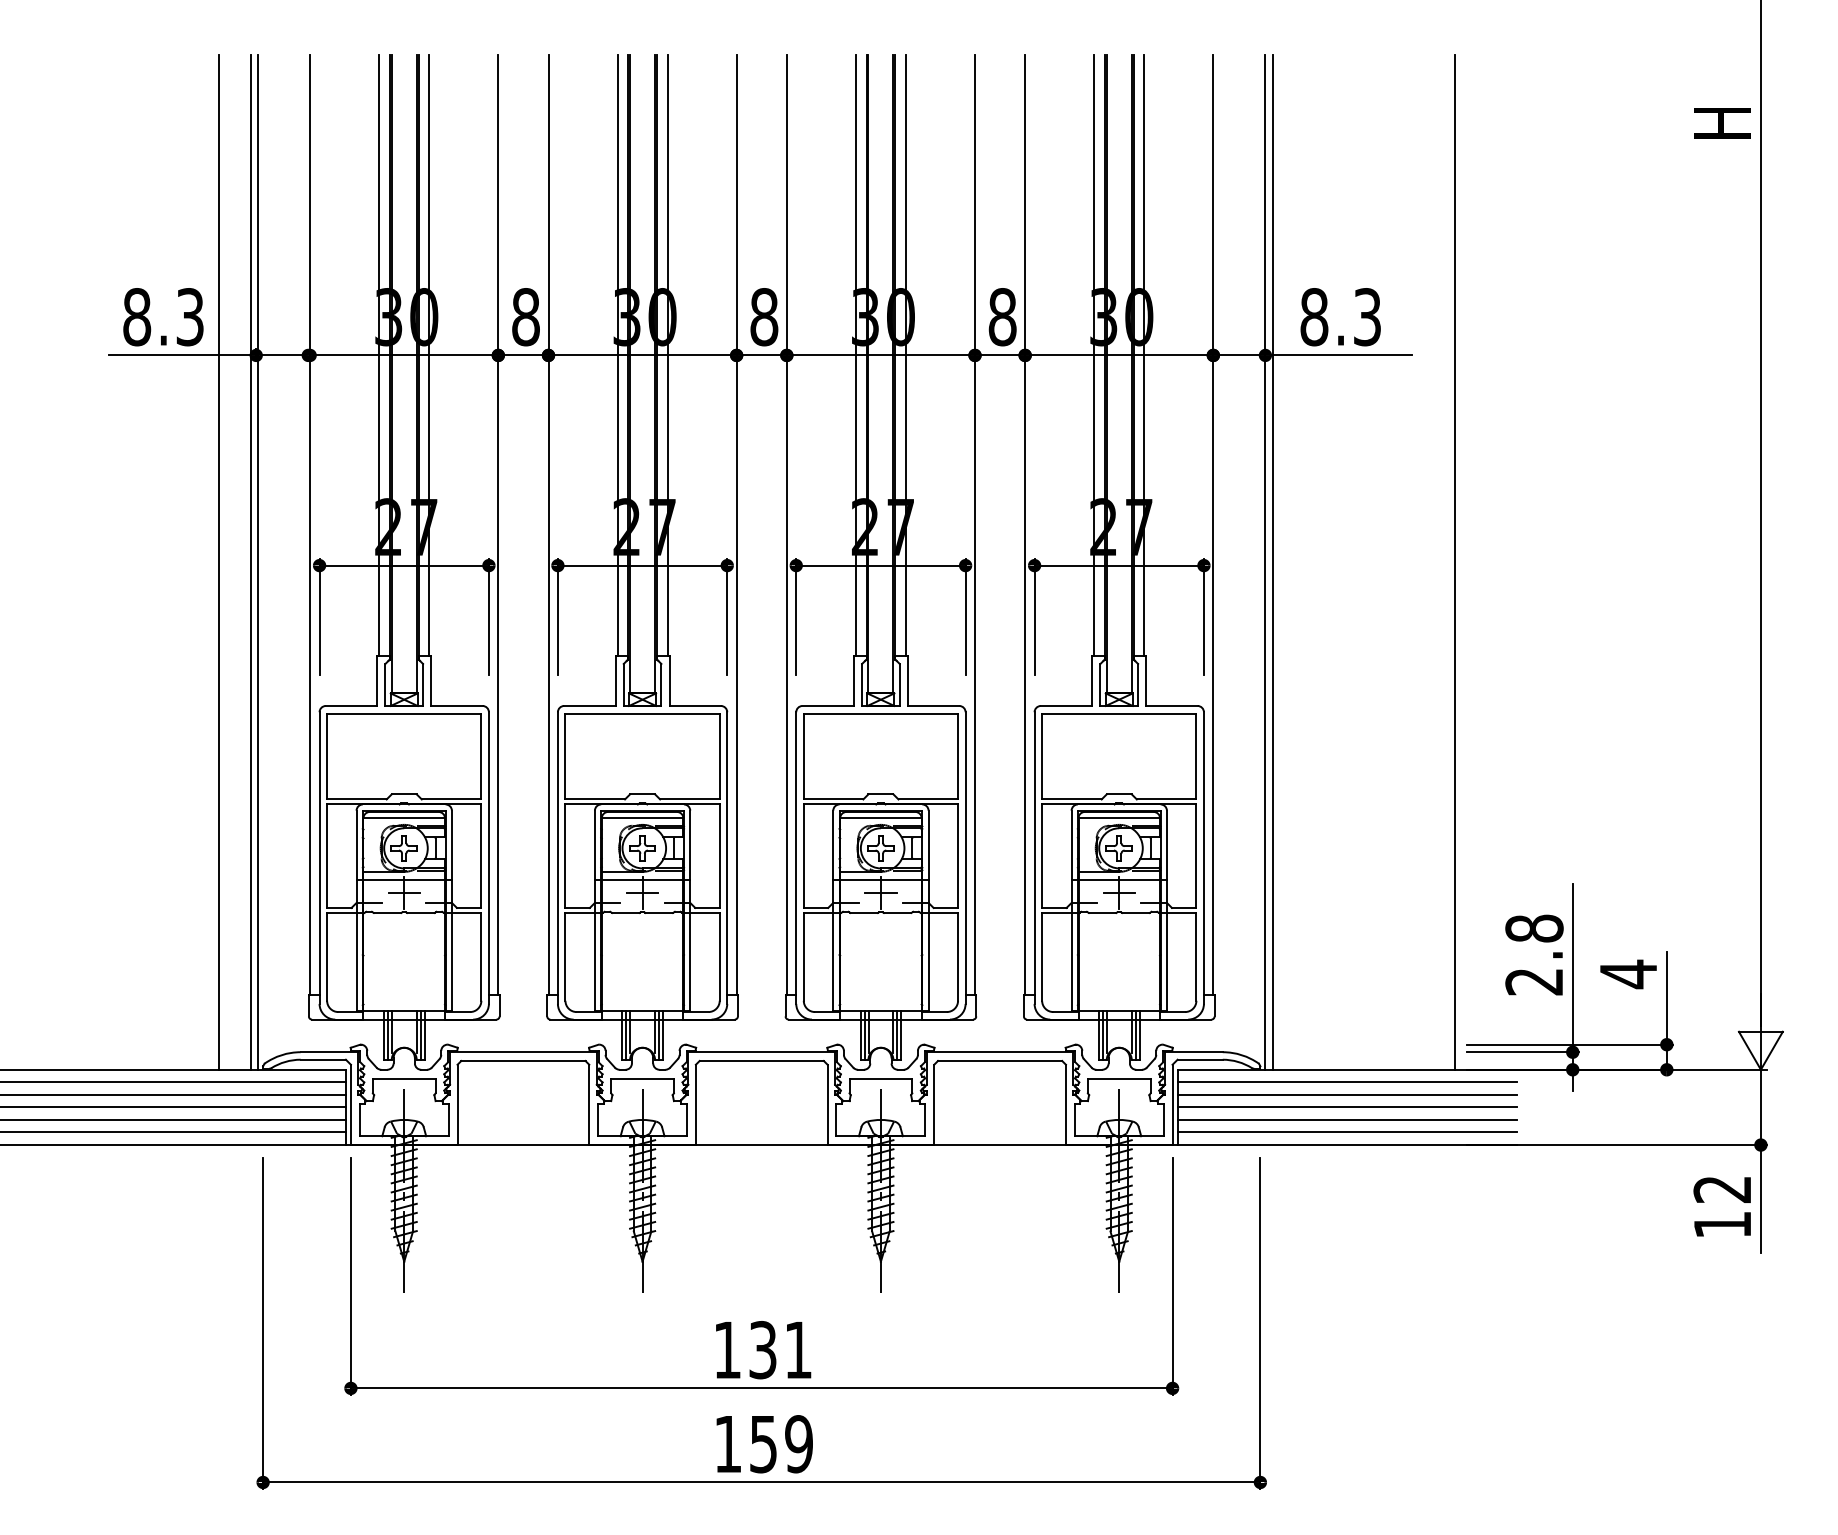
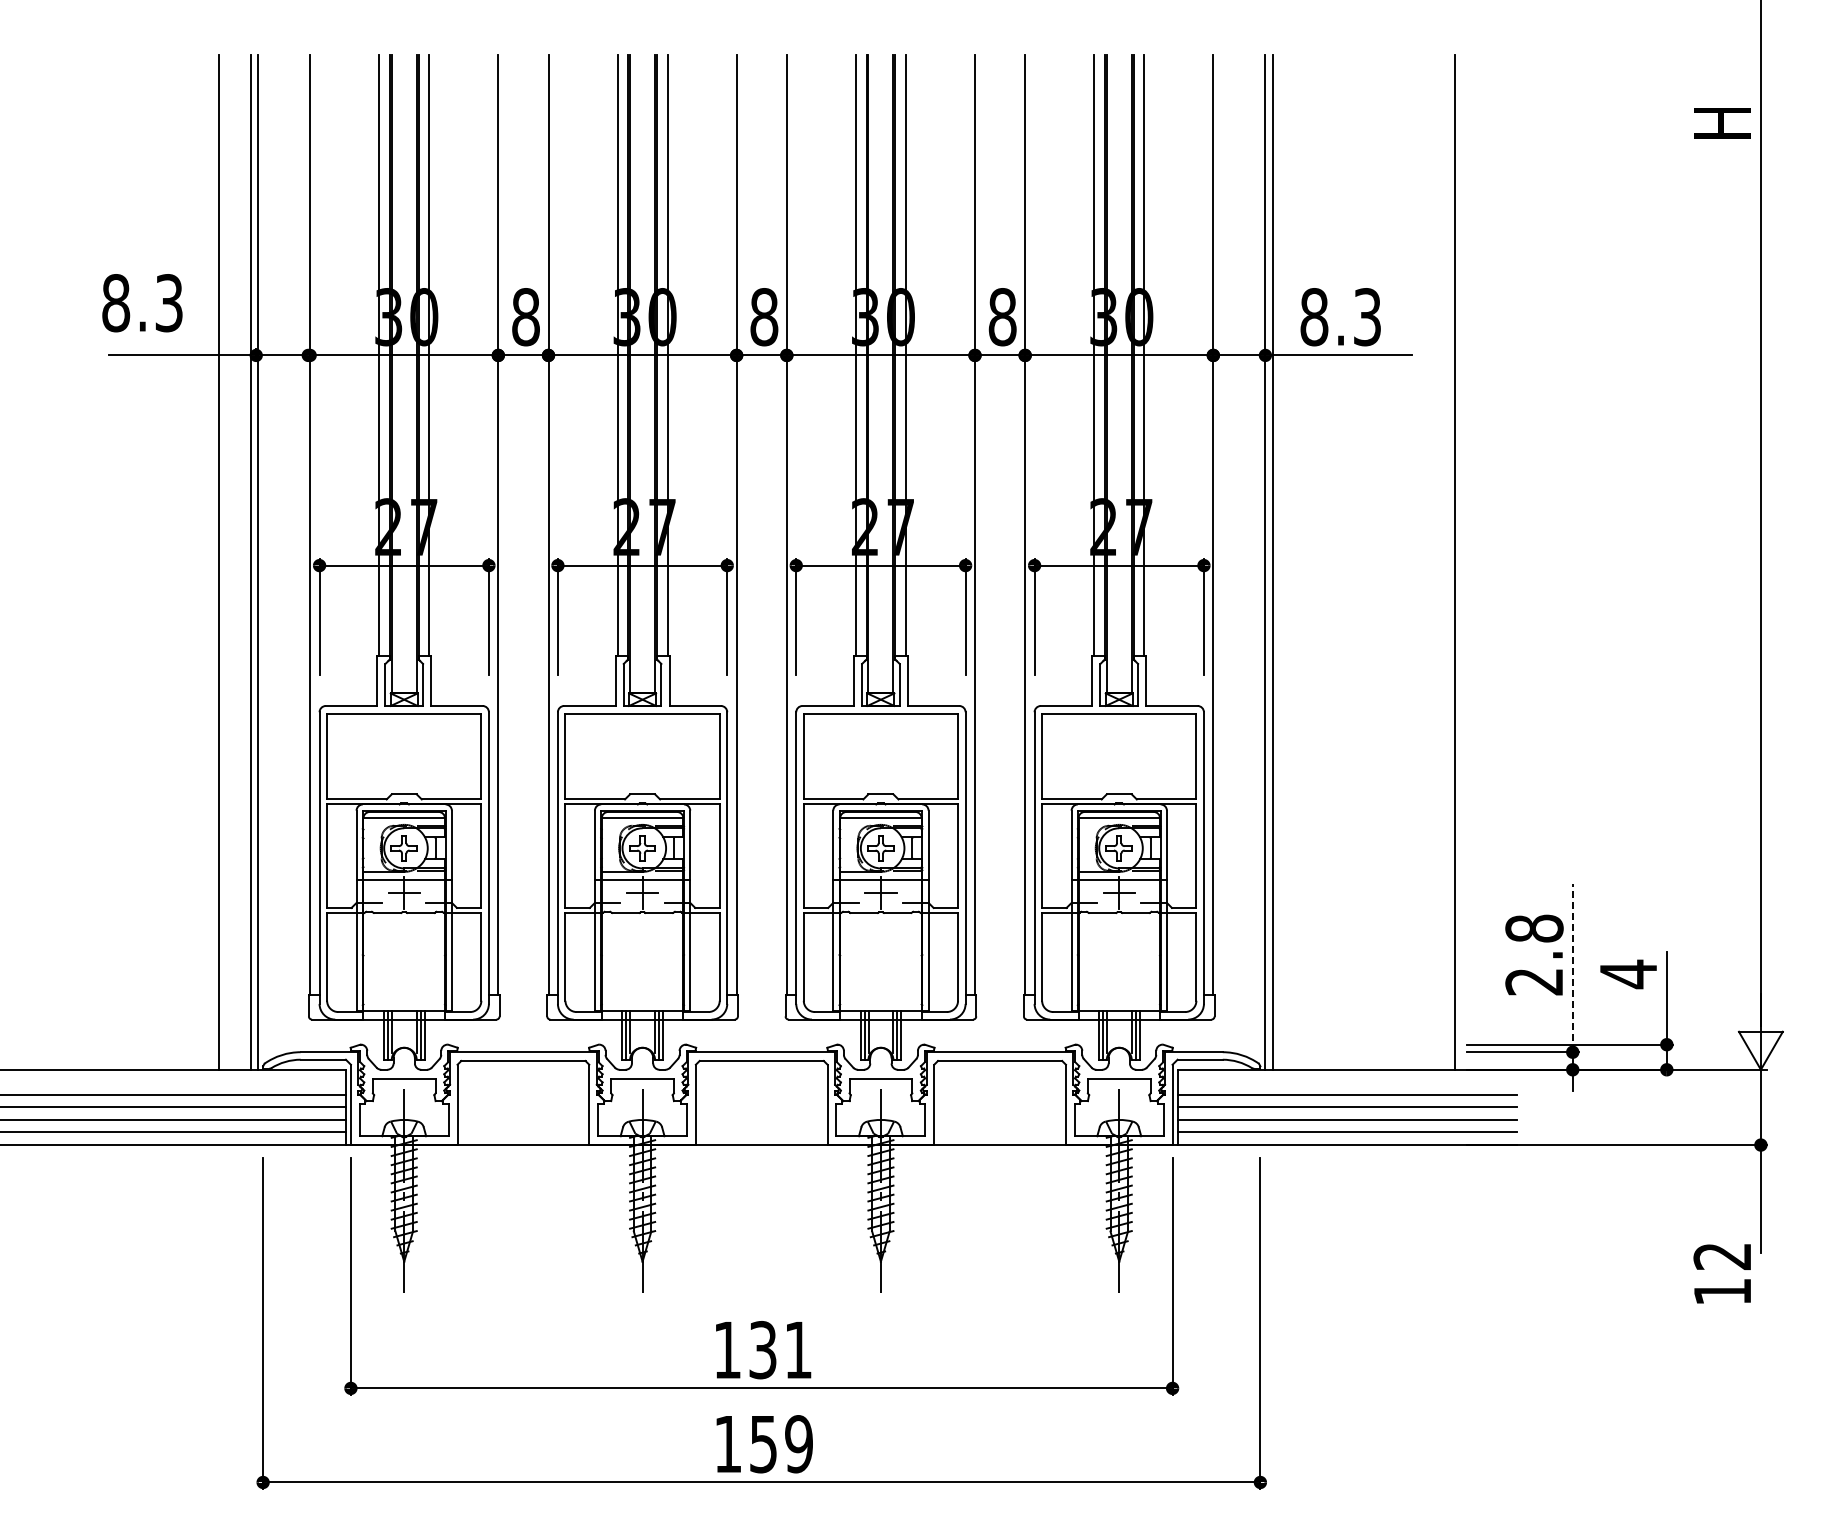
text position: (163, 317) -> (142, 303) (142, 303)
line: solid -> dashed (1572, 967)
line: present -> none (173, 1082)
line: present -> none (1347, 1082)
text position: (1721, 1206) -> (1721, 1273) (1721, 1273)
